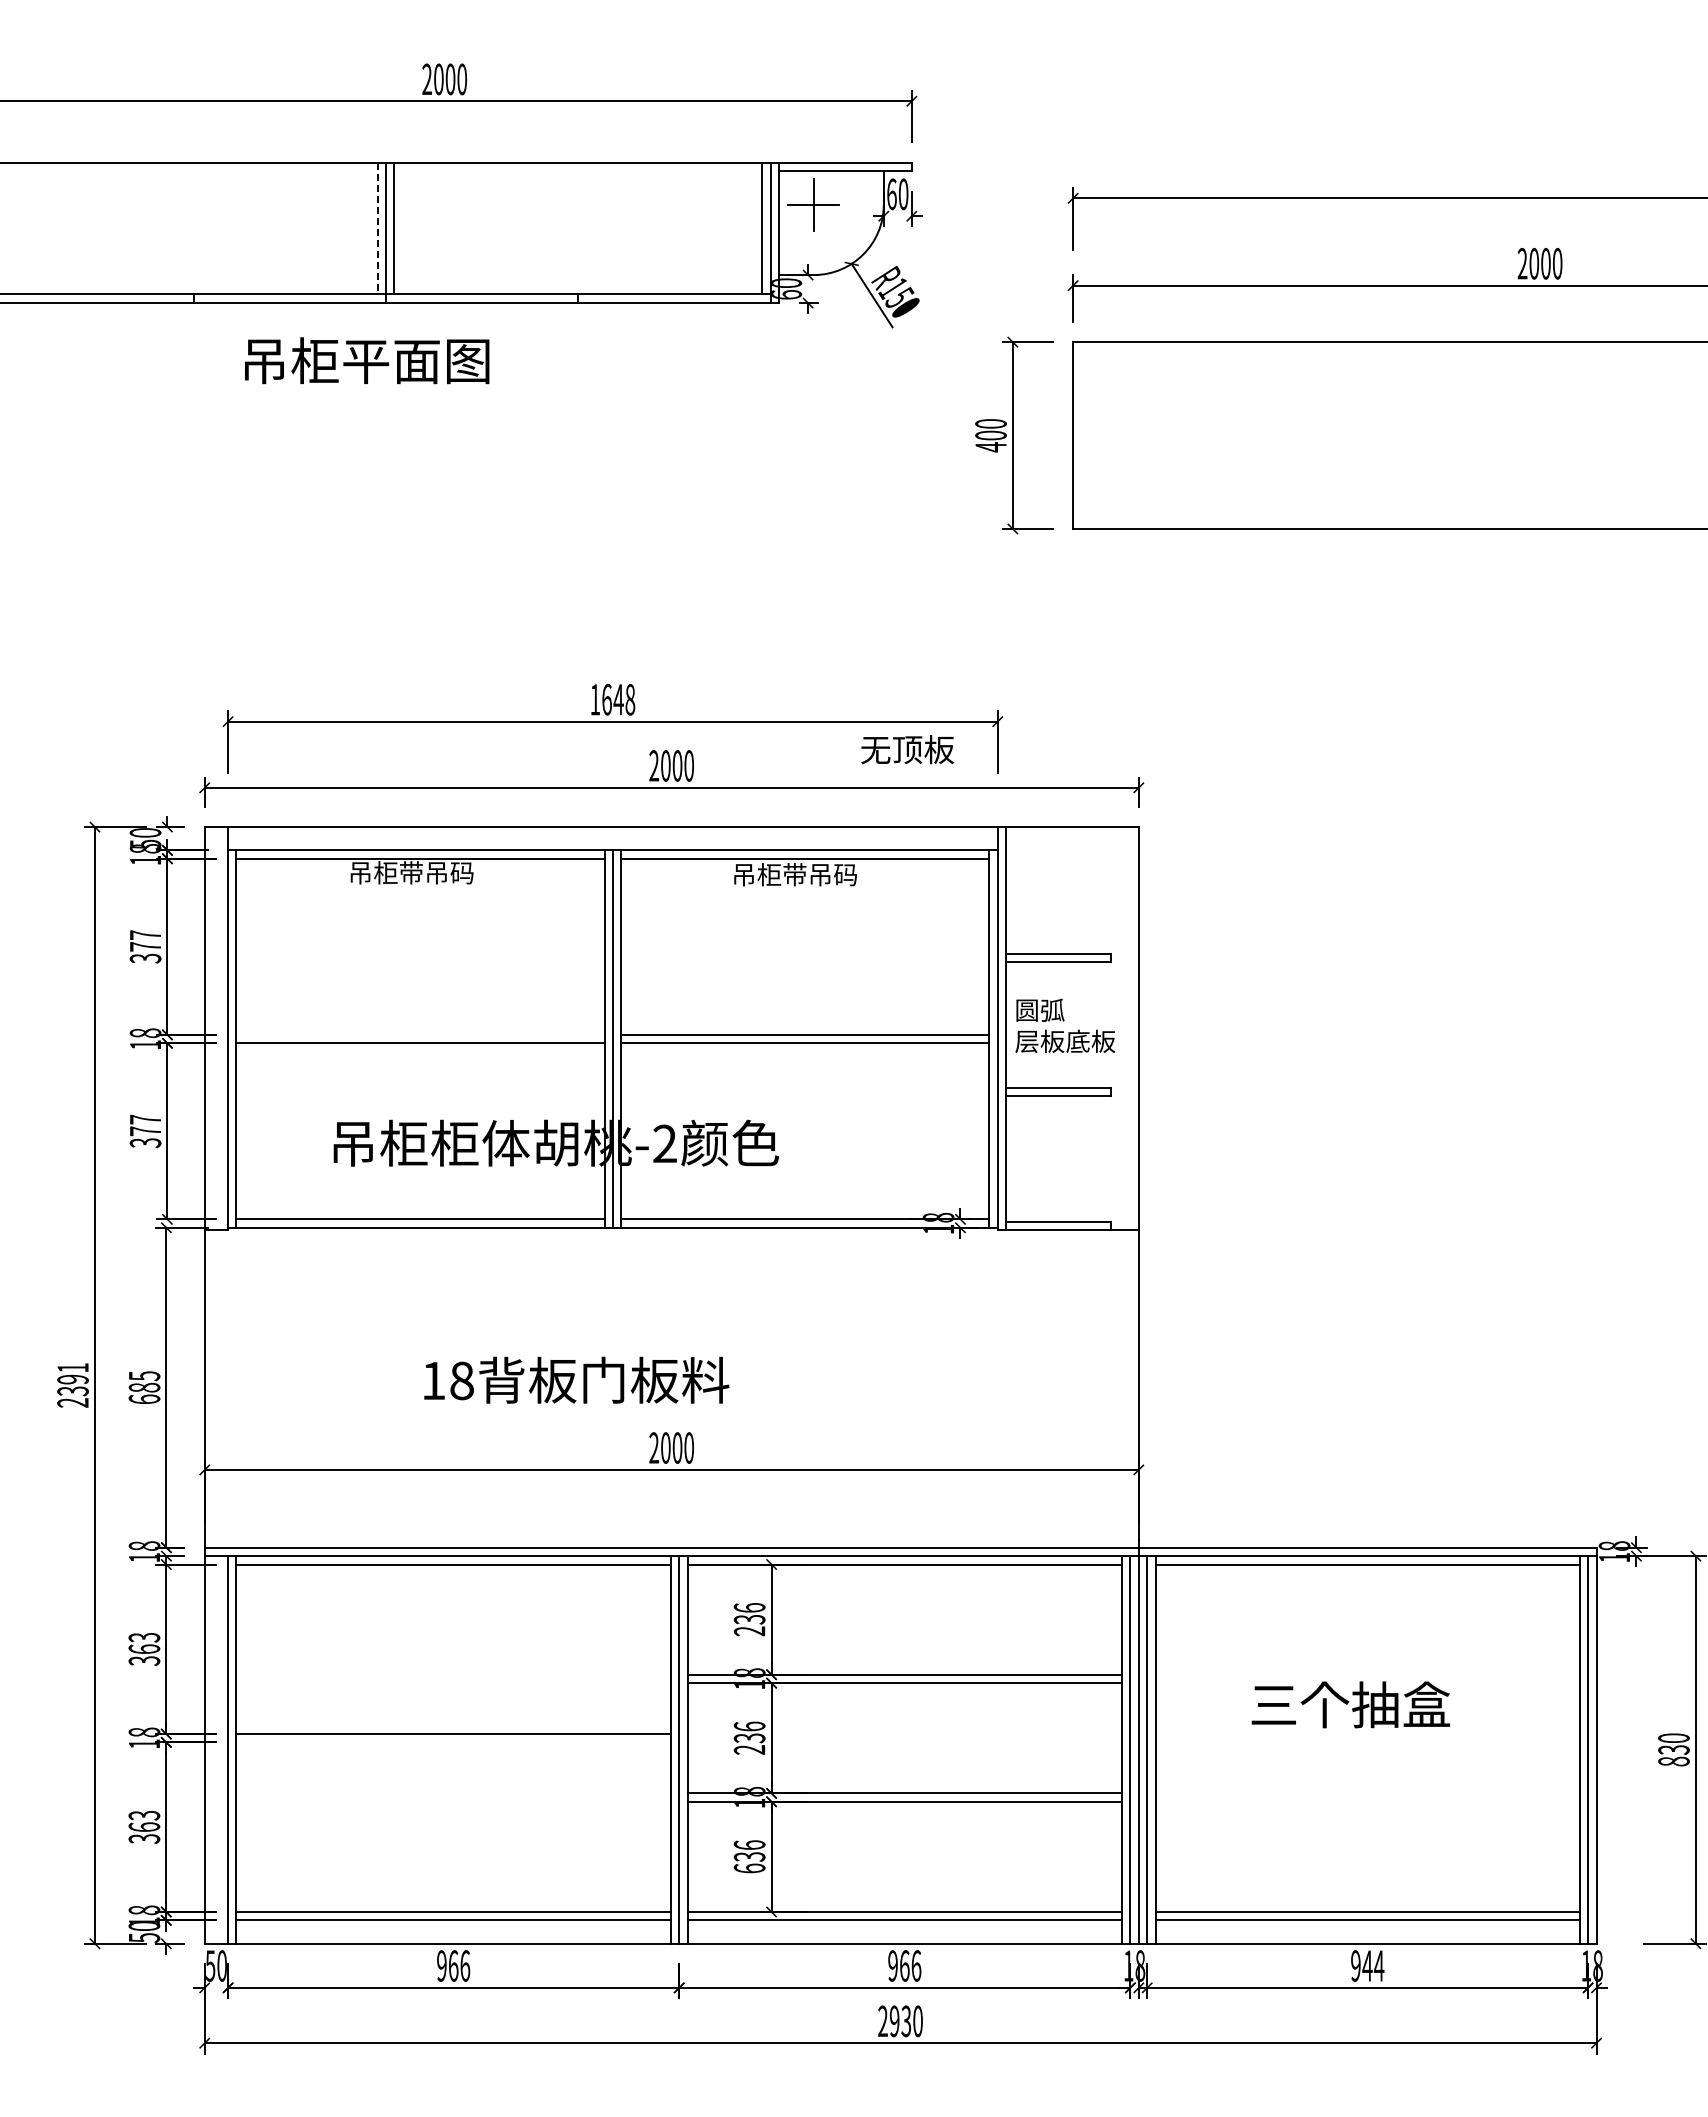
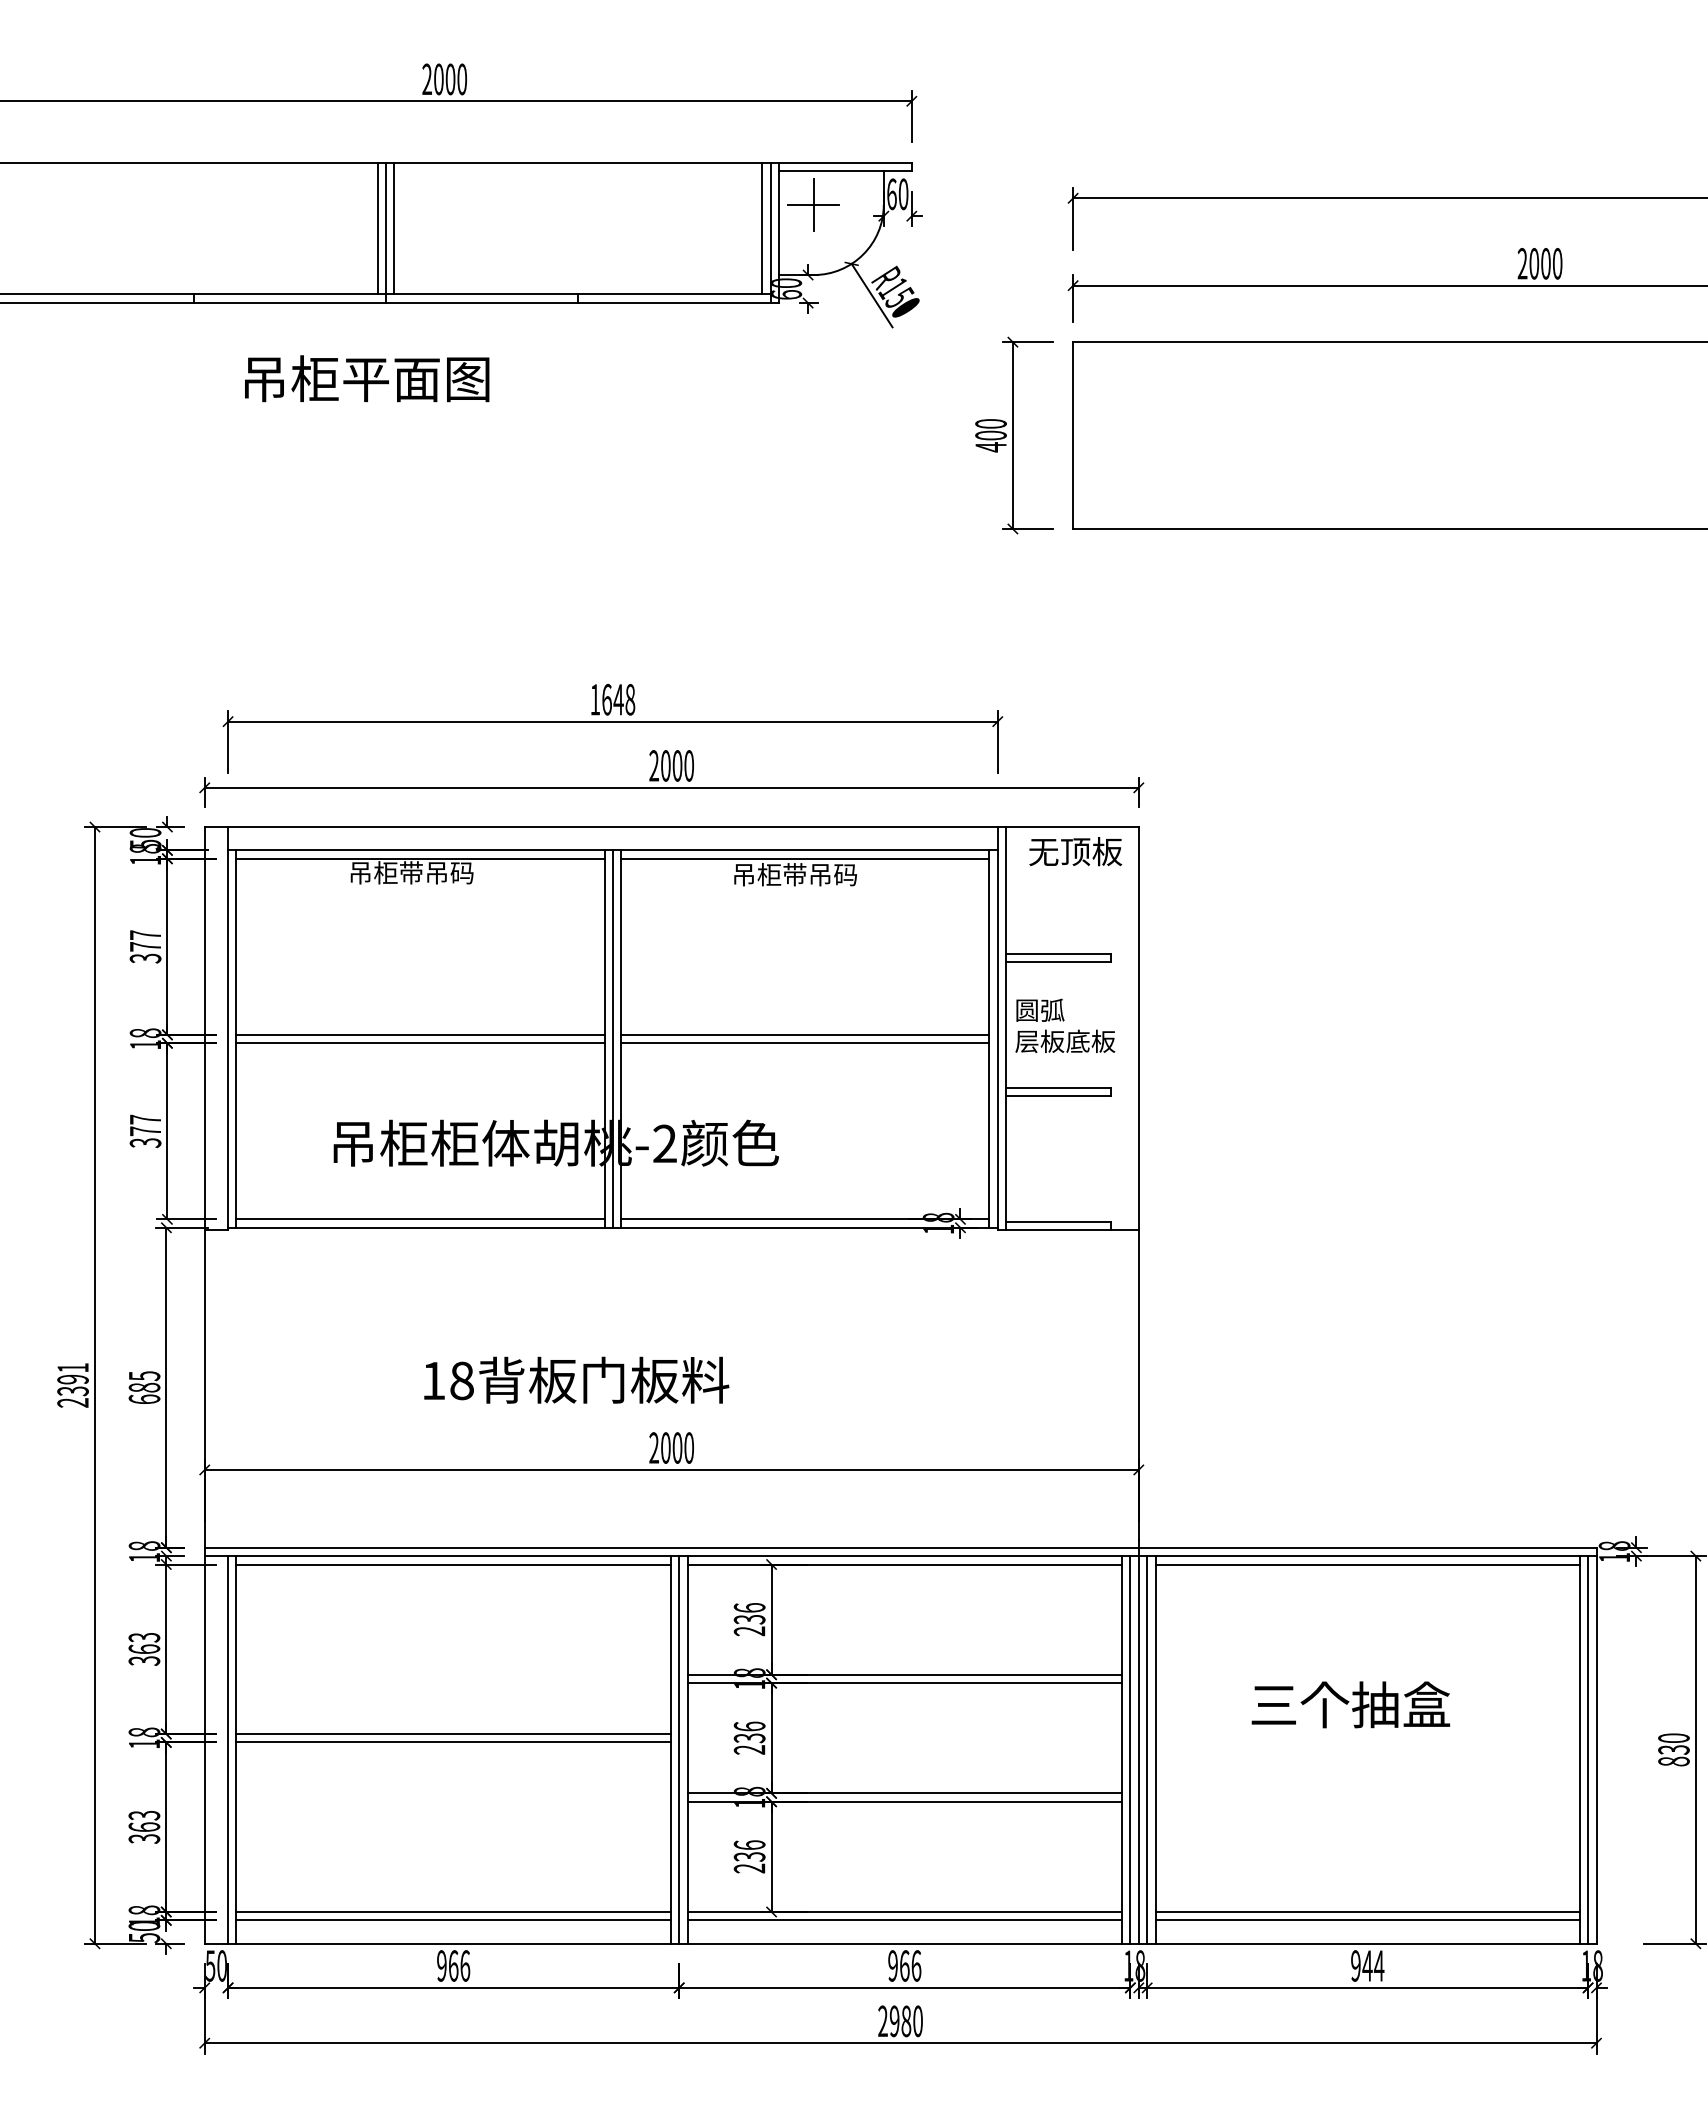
line: dashed -> solid (377, 228)
text position: (367, 360) -> (367, 378) (367, 378)
text position: (907, 749) -> (1075, 851) (1075, 851)
line: none -> present (420, 1034)
line: none -> present (453, 1742)
text: 636 -> 236 (749, 1868)
text: 2930 -> 2980 (906, 2021)
